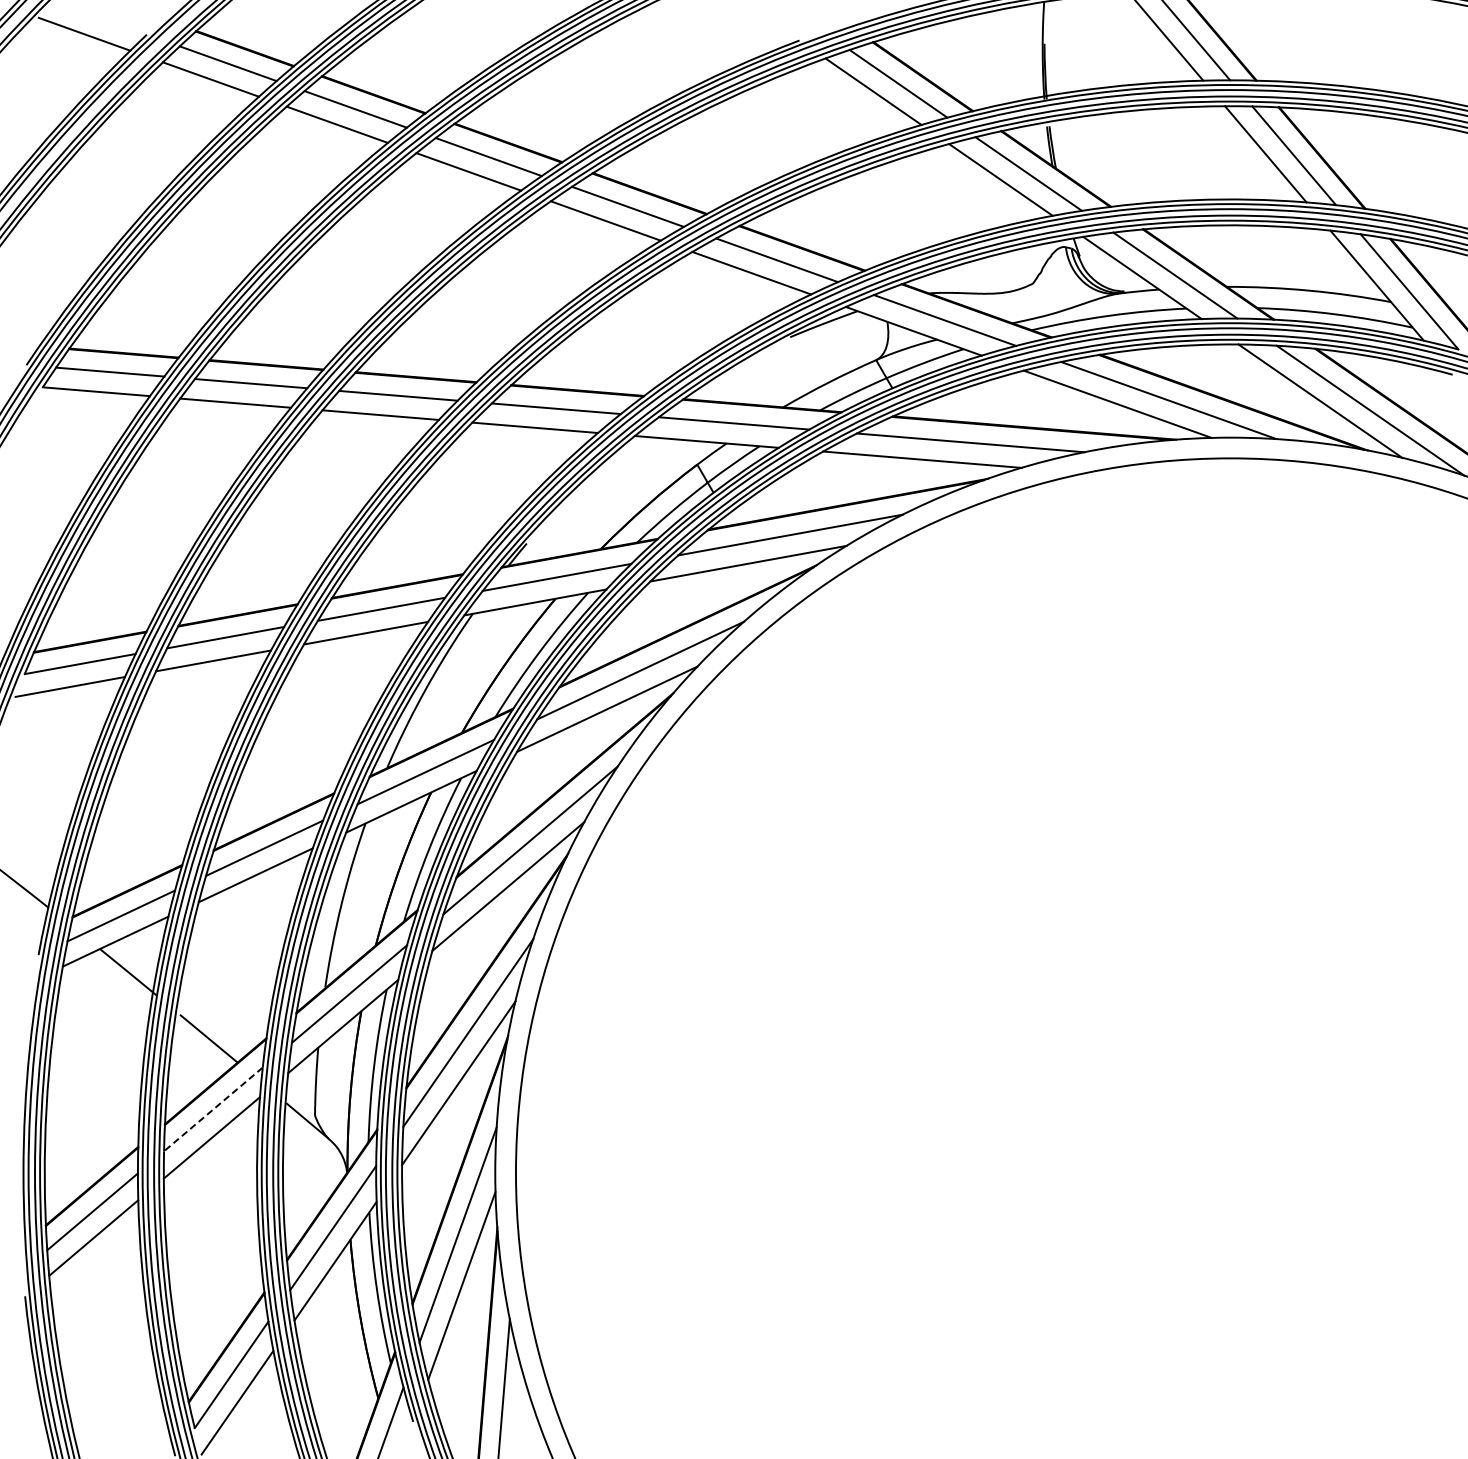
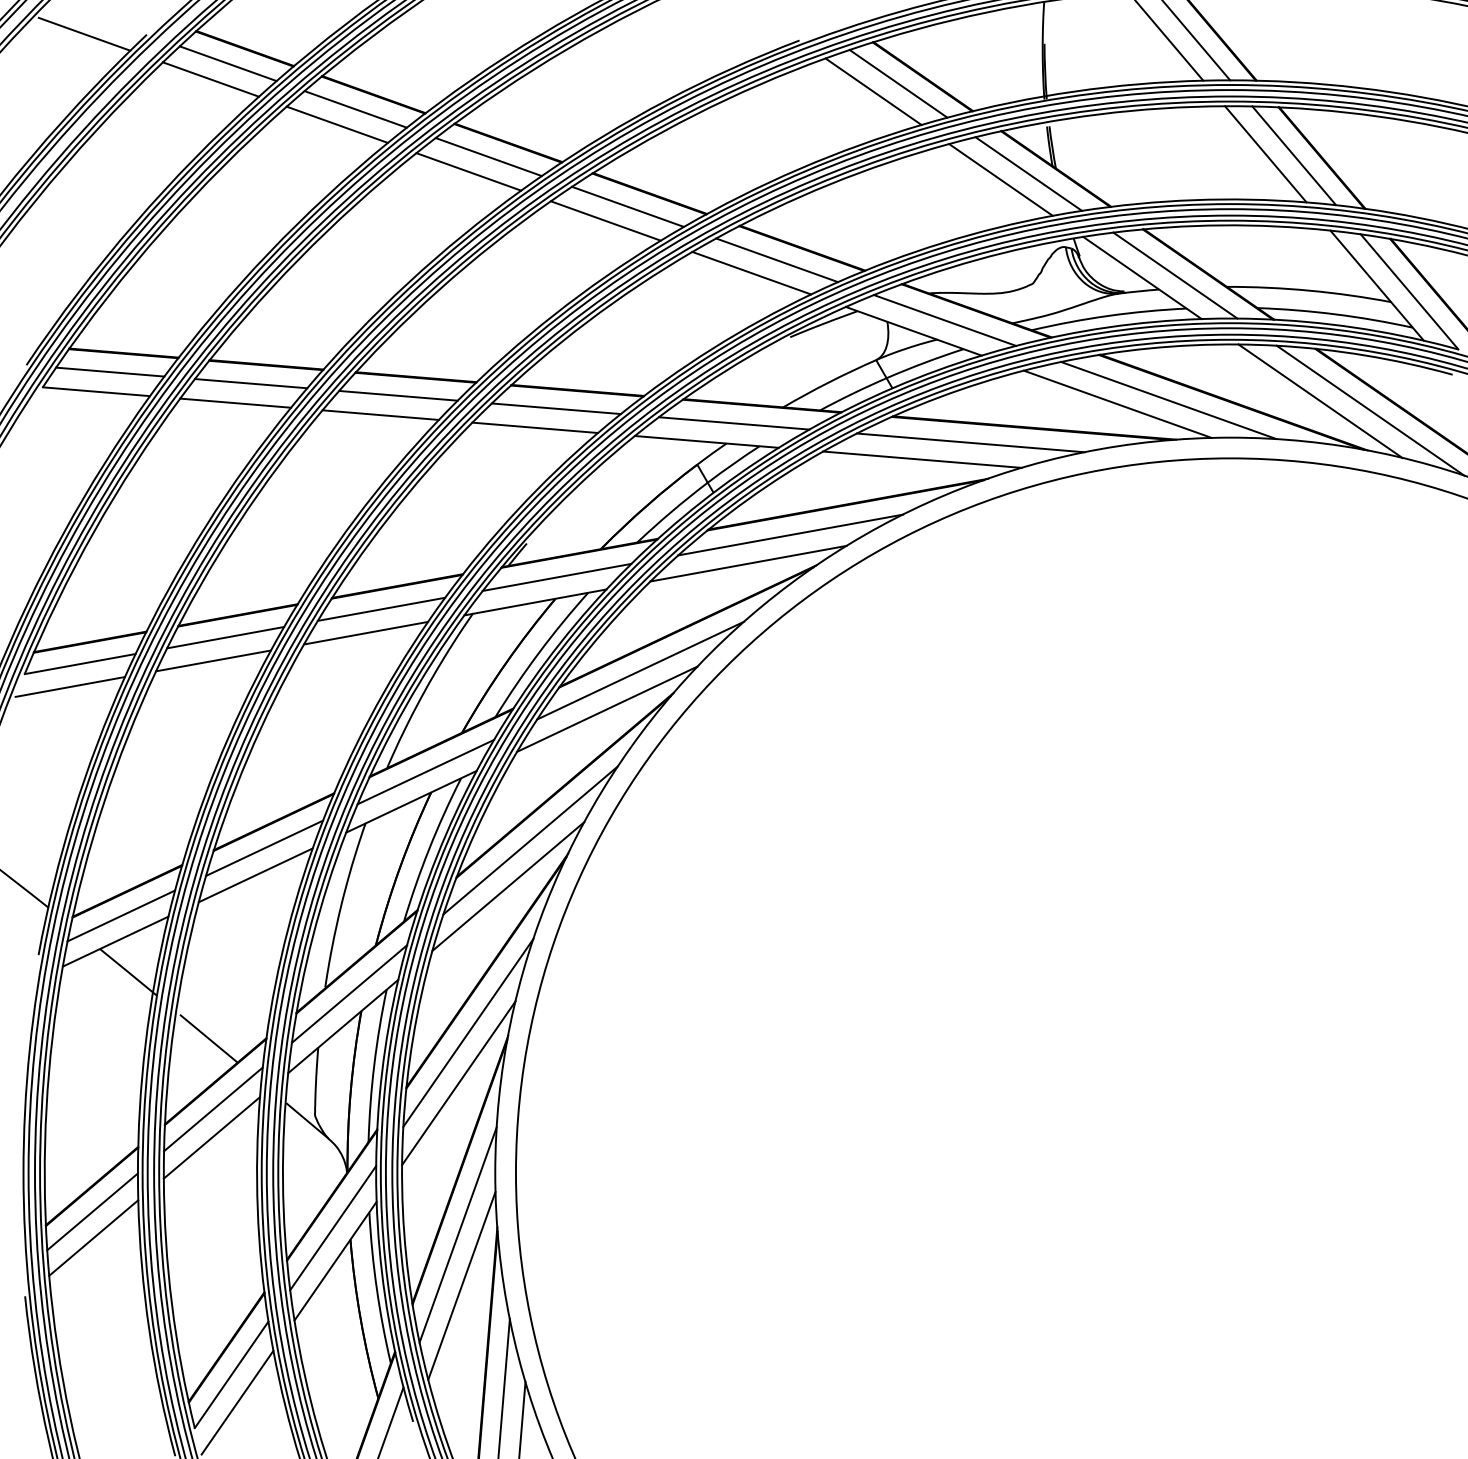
line: dashed -> solid (213, 1109)
line: none -> present (522, 1418)
